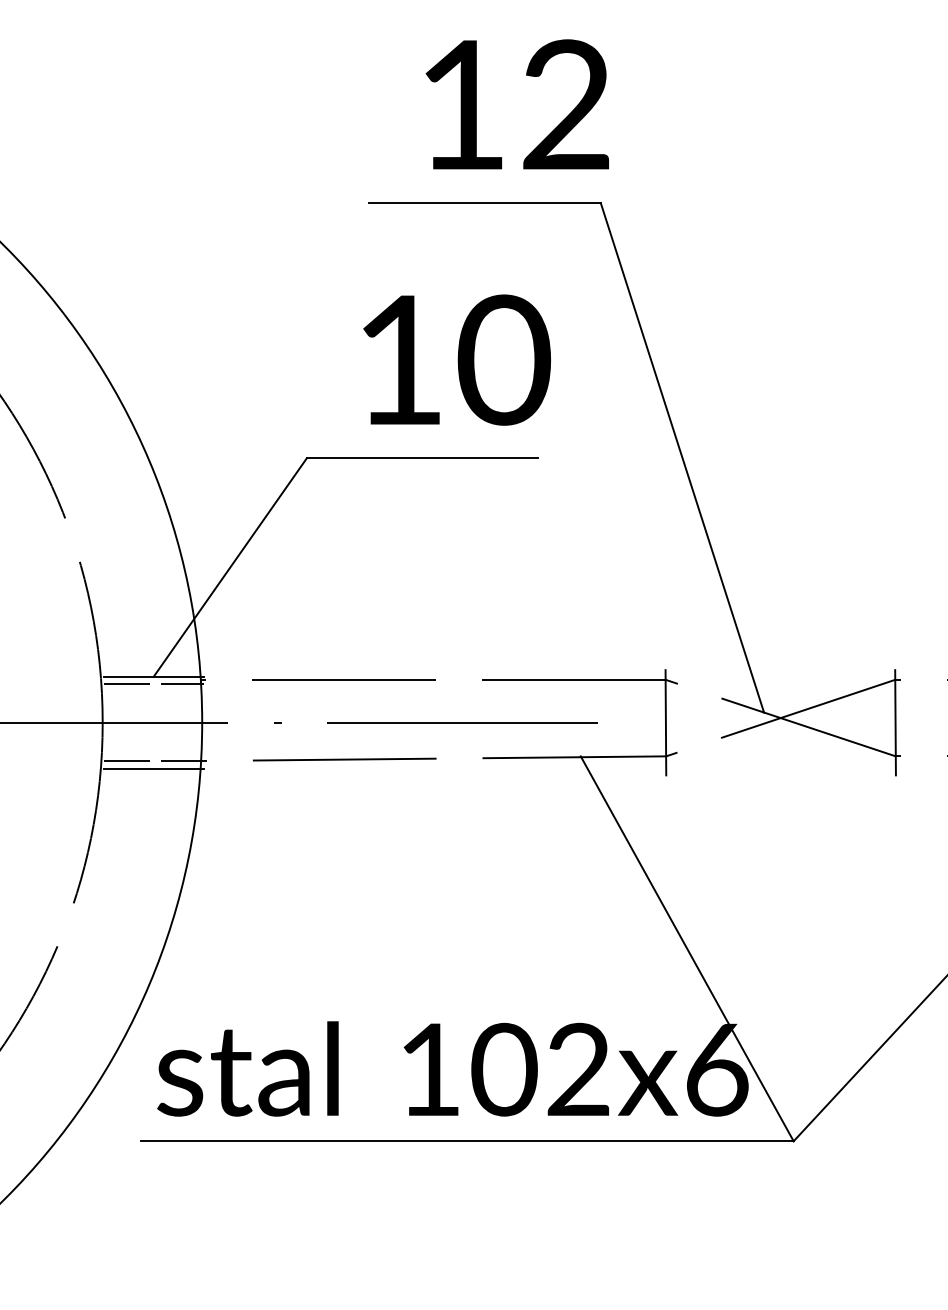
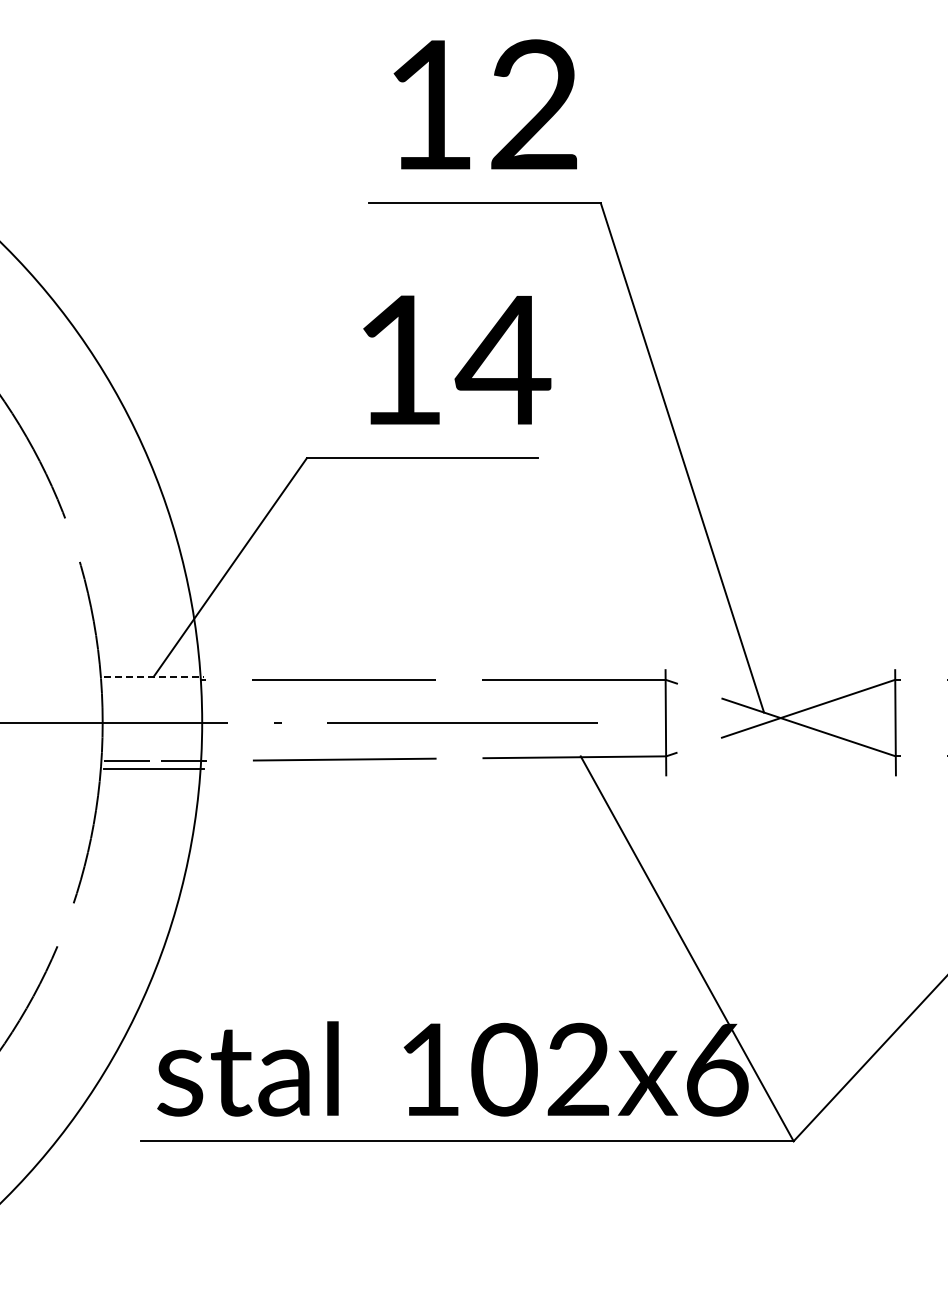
text position: (516, 104) -> (484, 104) (484, 104)
text: 10 -> 14 (502, 359)
line: solid -> dashed (153, 676)
line: present -> none (153, 684)
